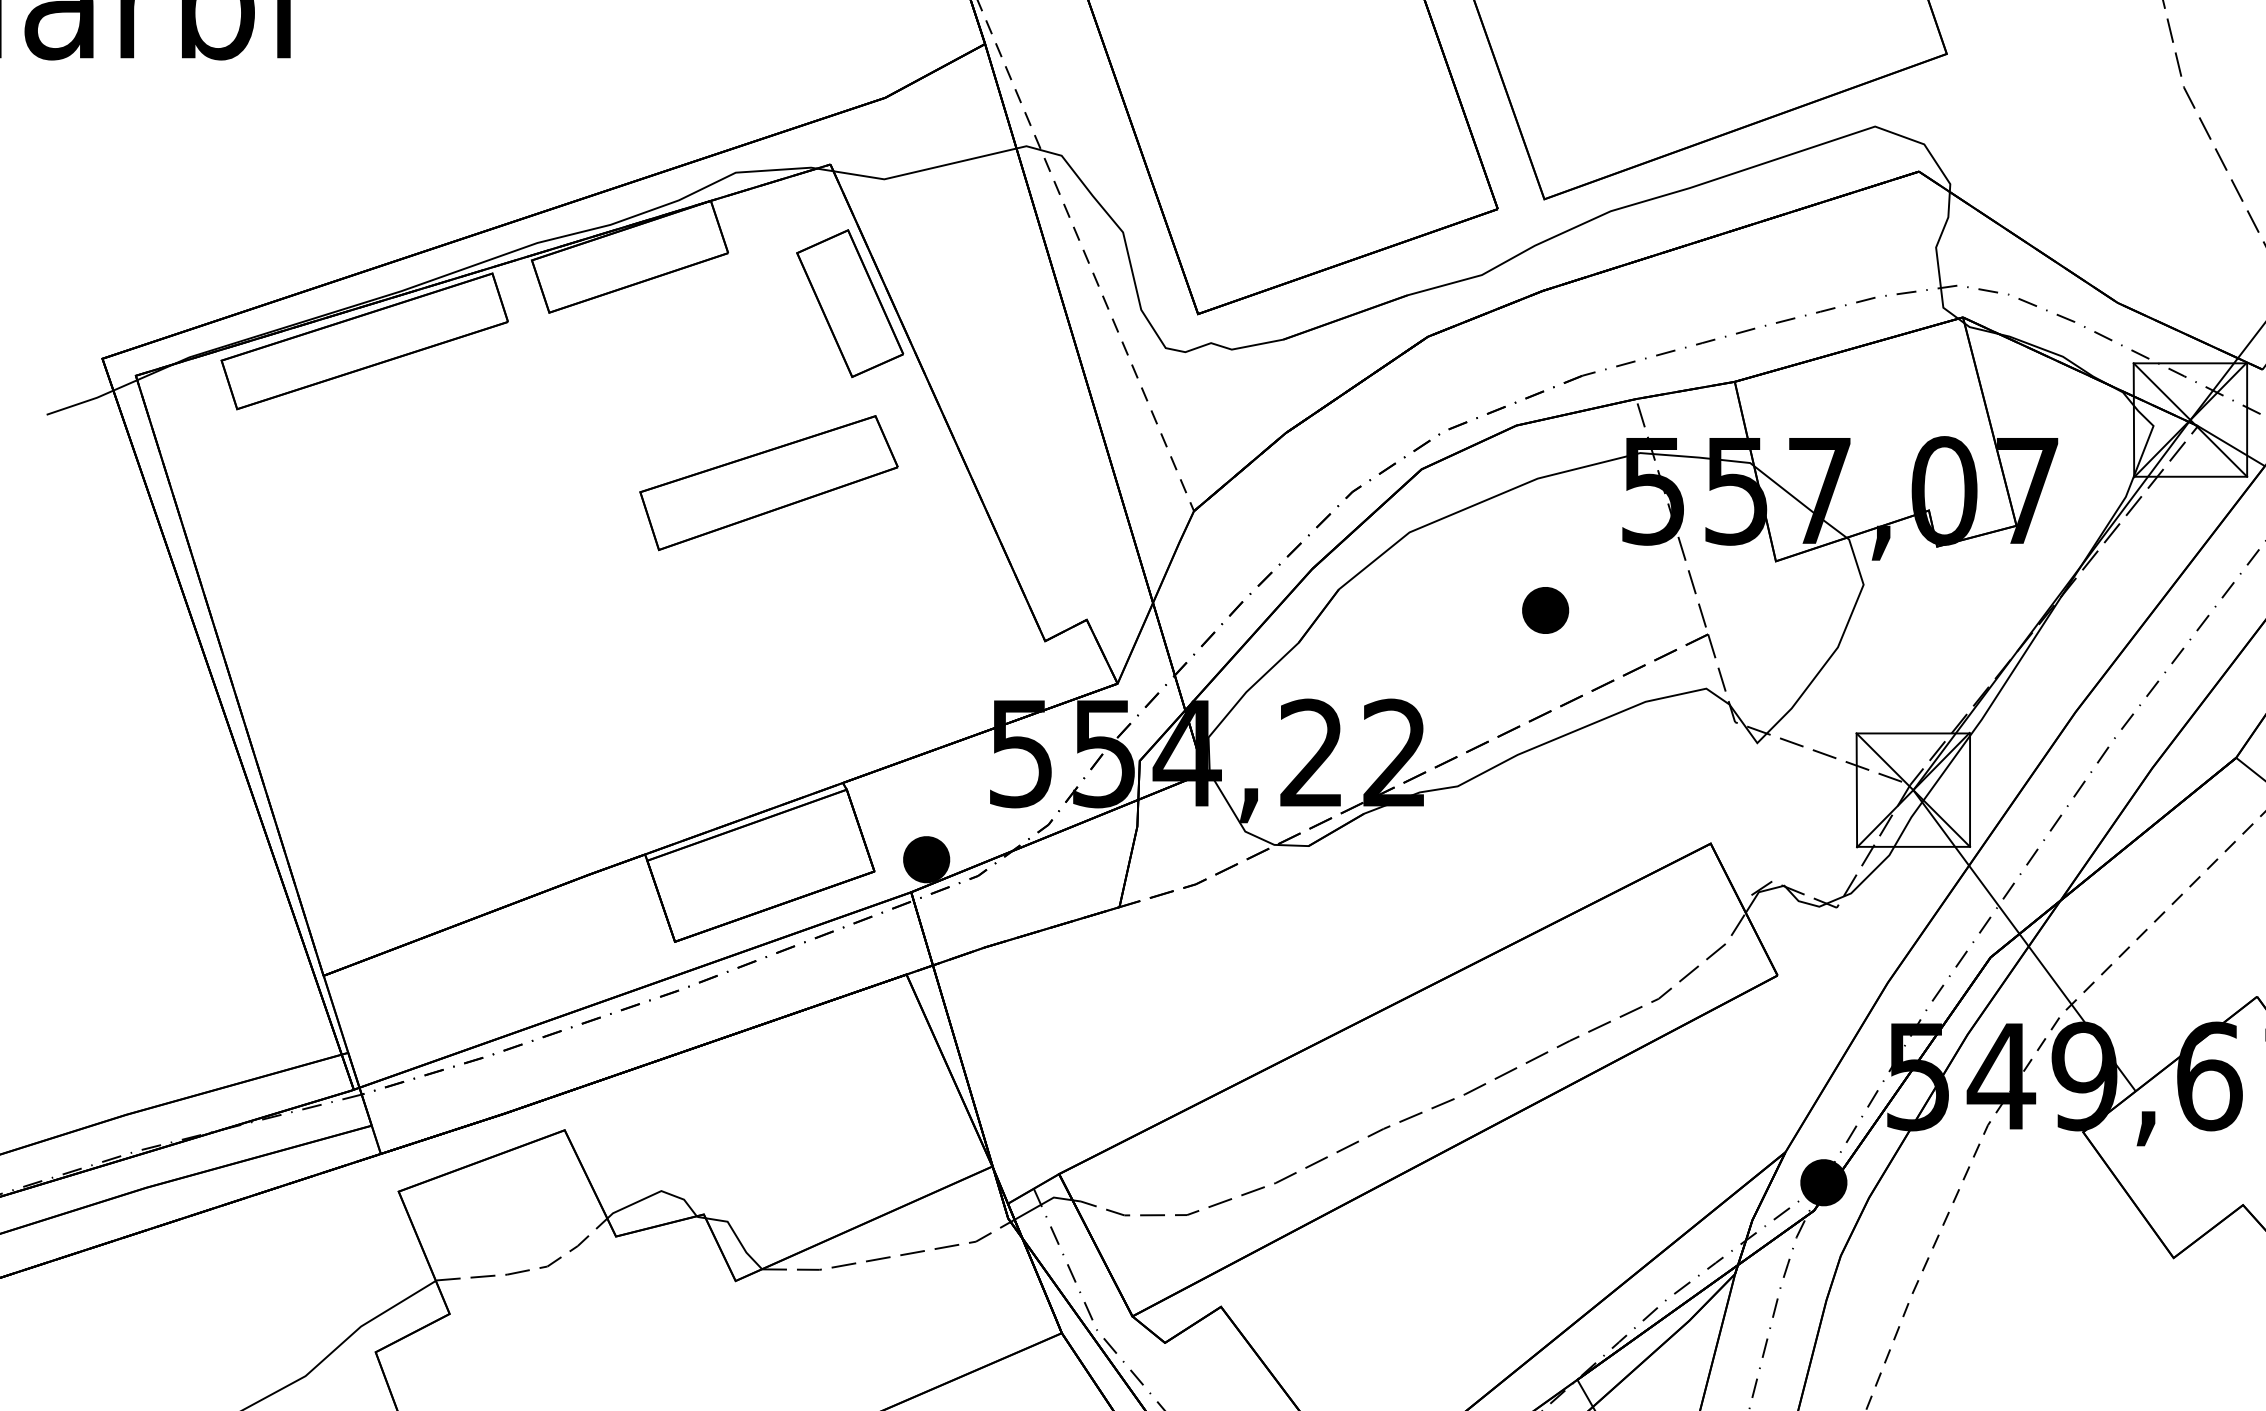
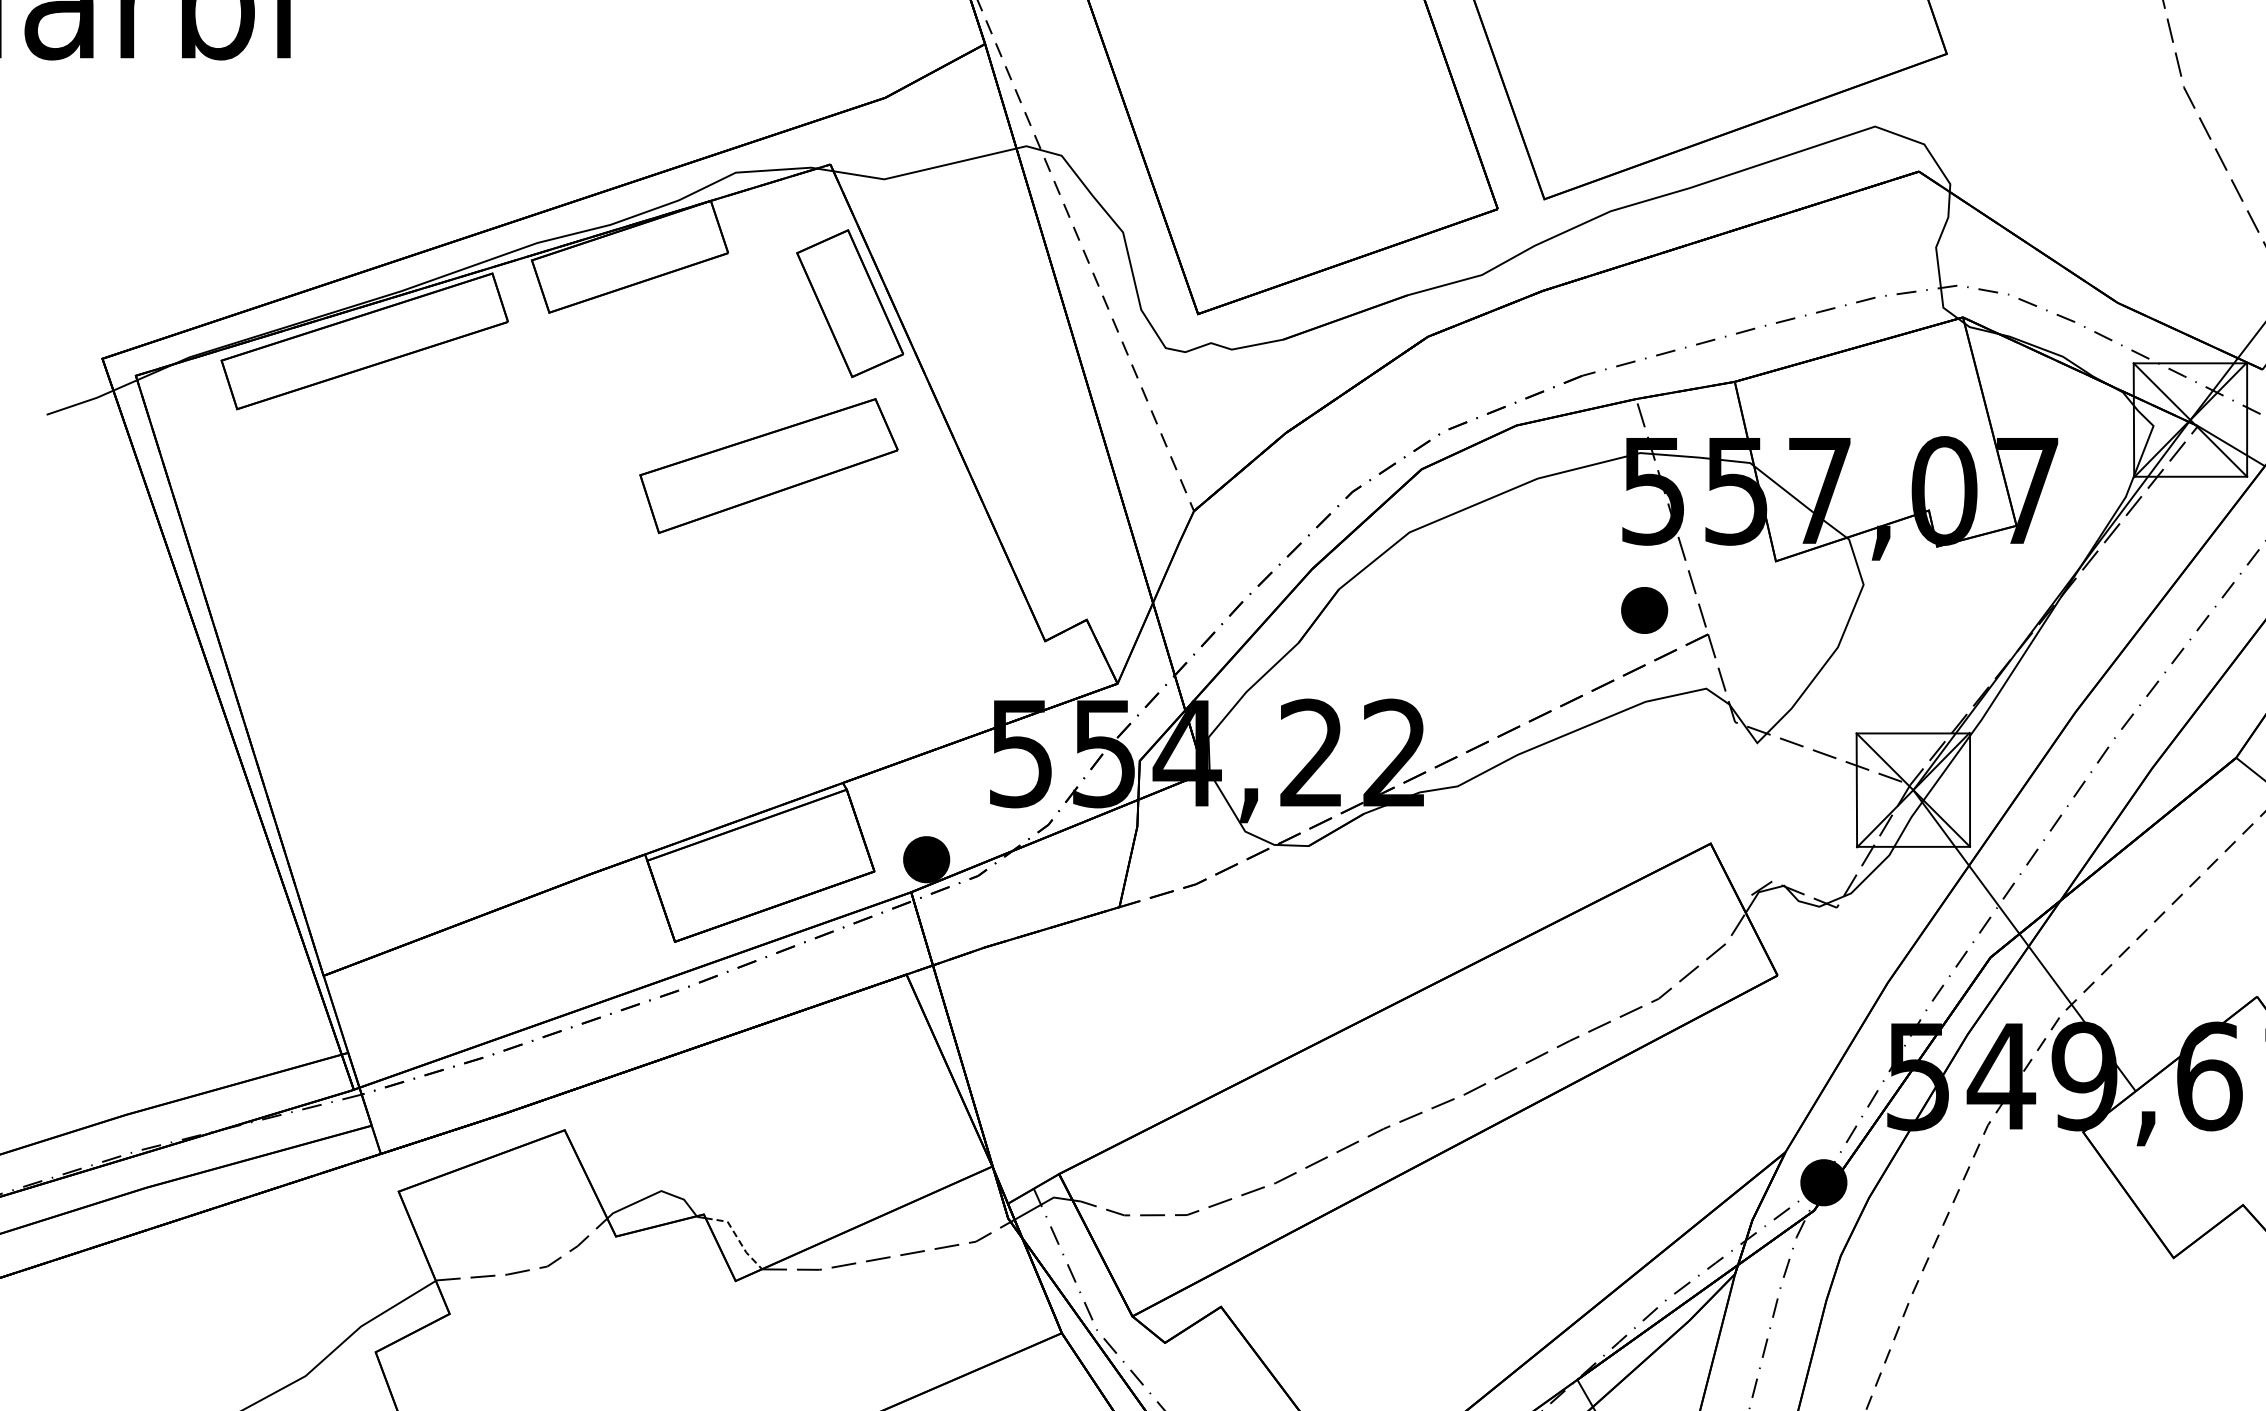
part position: (768, 483) -> (768, 466) (768, 466)
part position: (1545, 610) -> (1644, 610) (1644, 610)
line: solid -> dashed (737, 1237)
